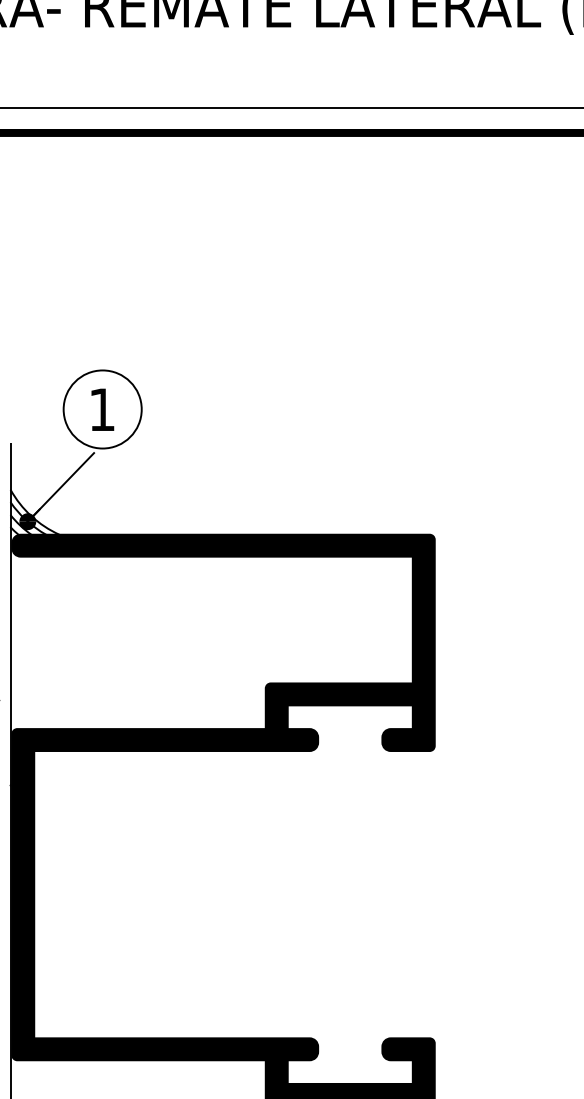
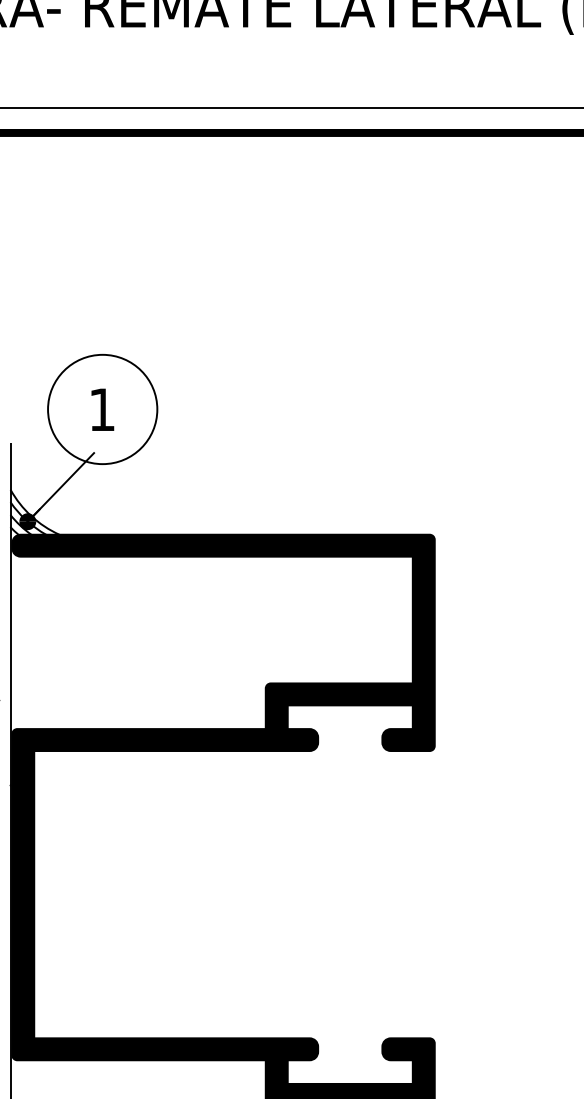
circle diameter: 78 px -> 109 px (102, 409)
